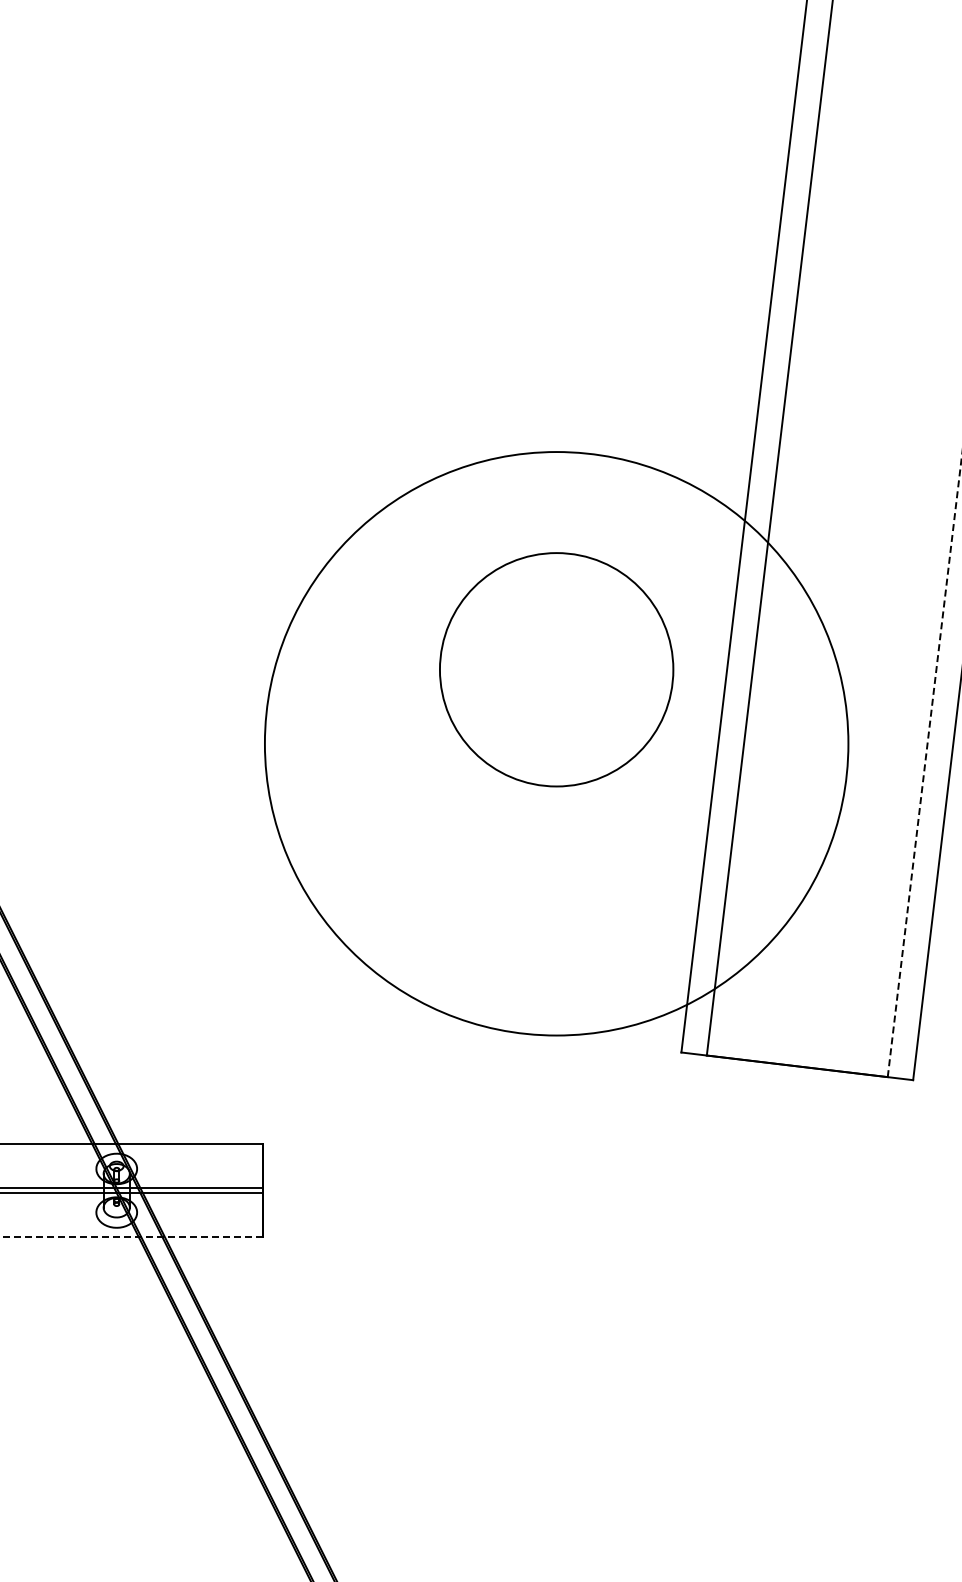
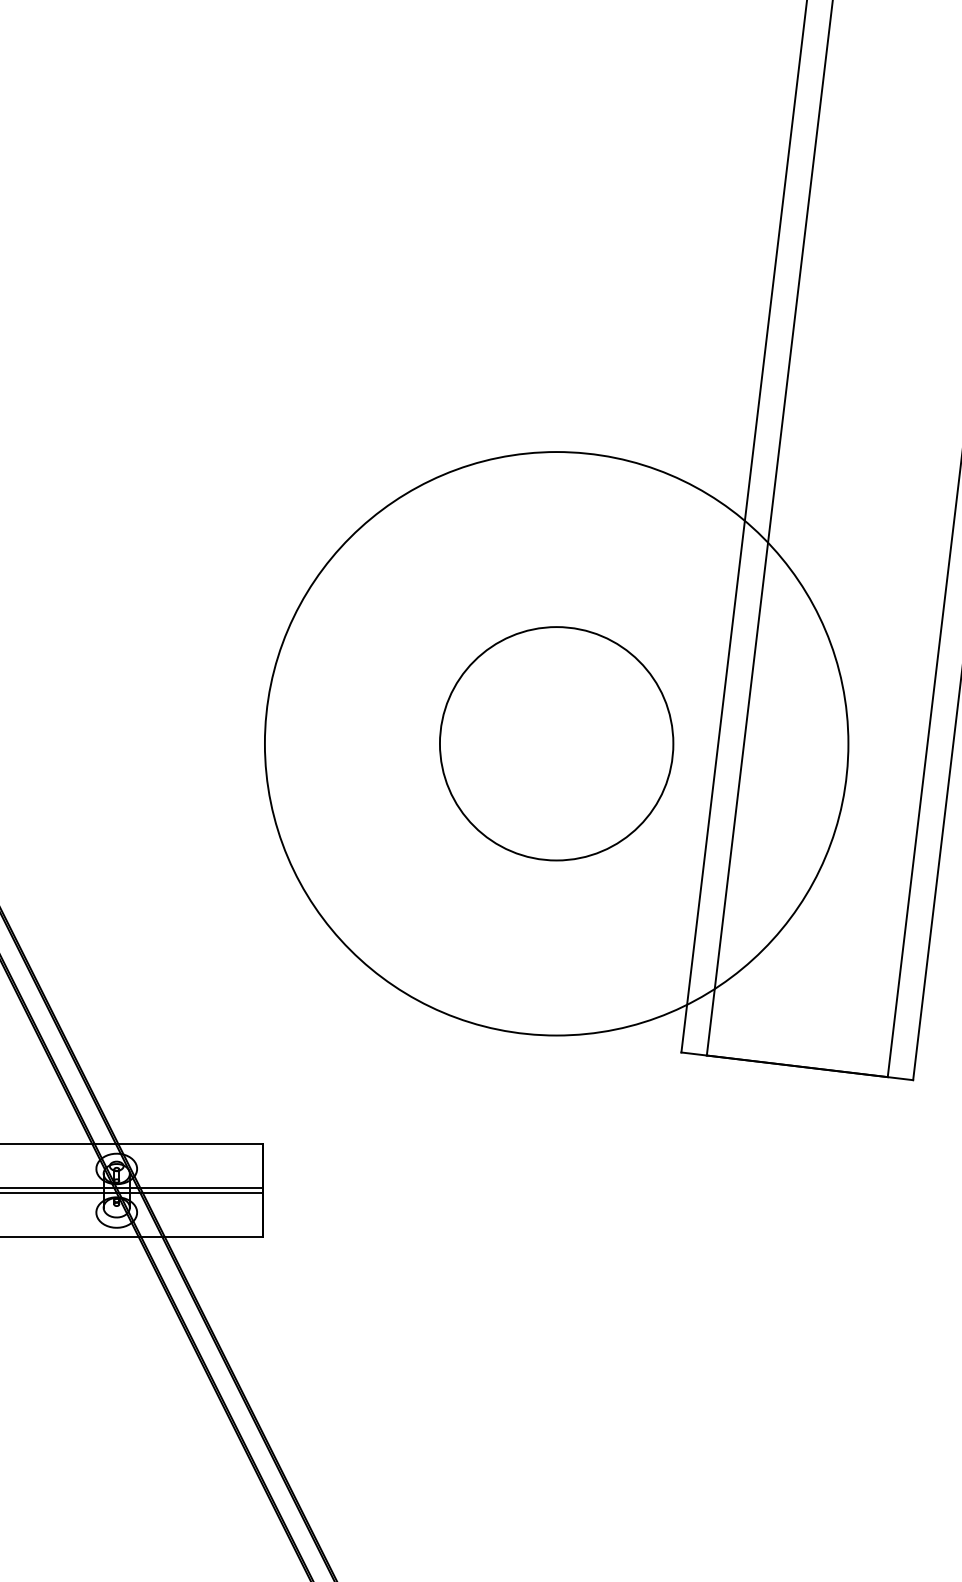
circle position: (556, 669) -> (556, 743) (556, 743)
line: dashed -> solid (924, 766)
line: dashed -> solid (131, 1237)
